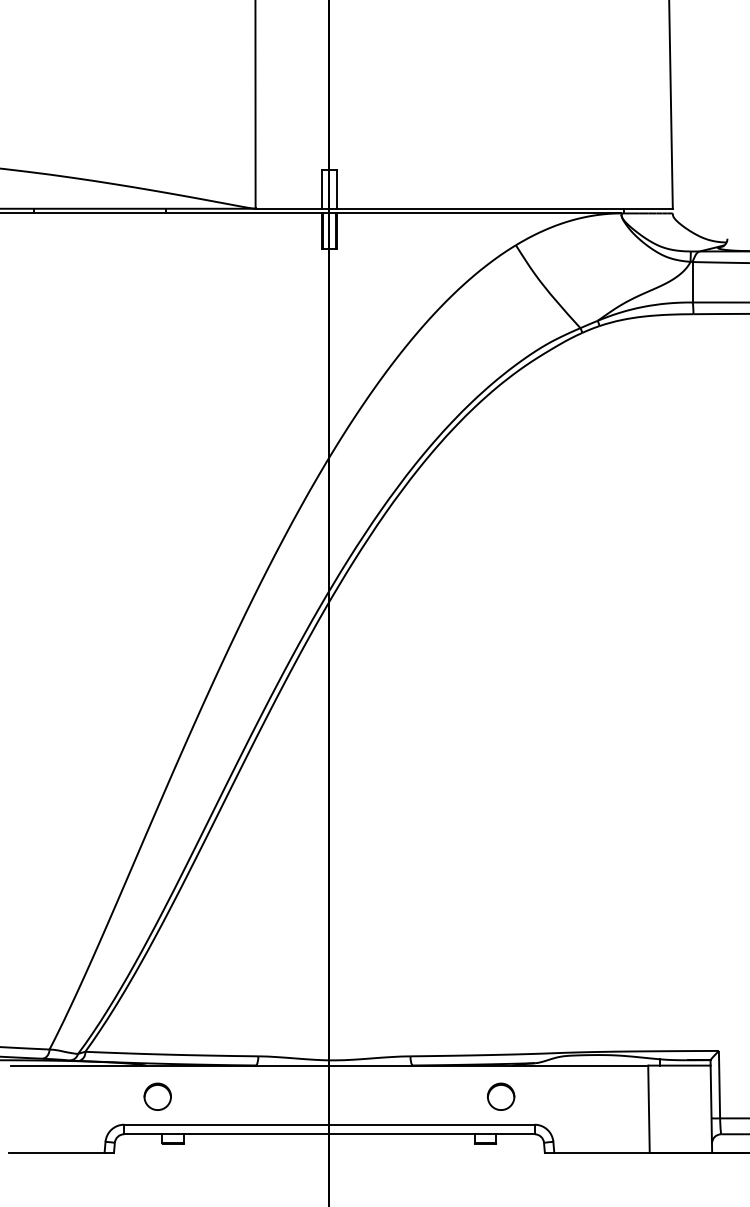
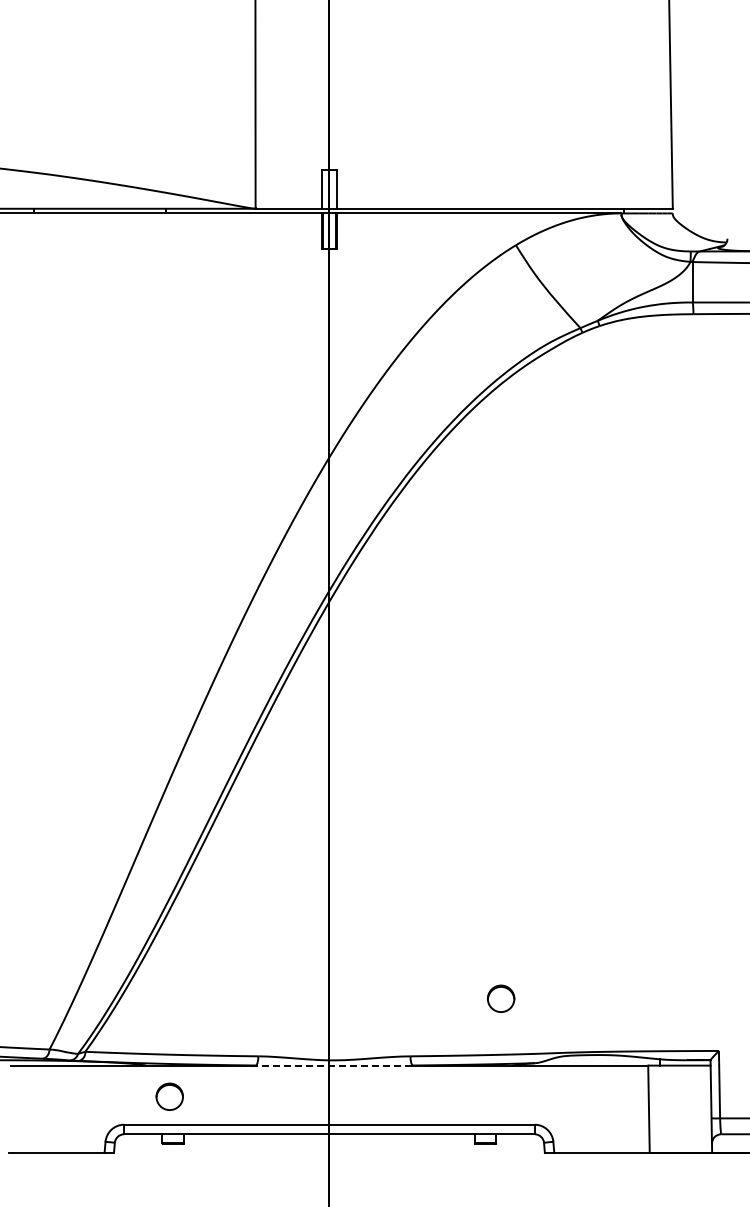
line: solid -> dashed (334, 1065)
part position: (157, 1096) -> (169, 1096) (169, 1096)
part position: (501, 1096) -> (501, 998) (501, 998)
